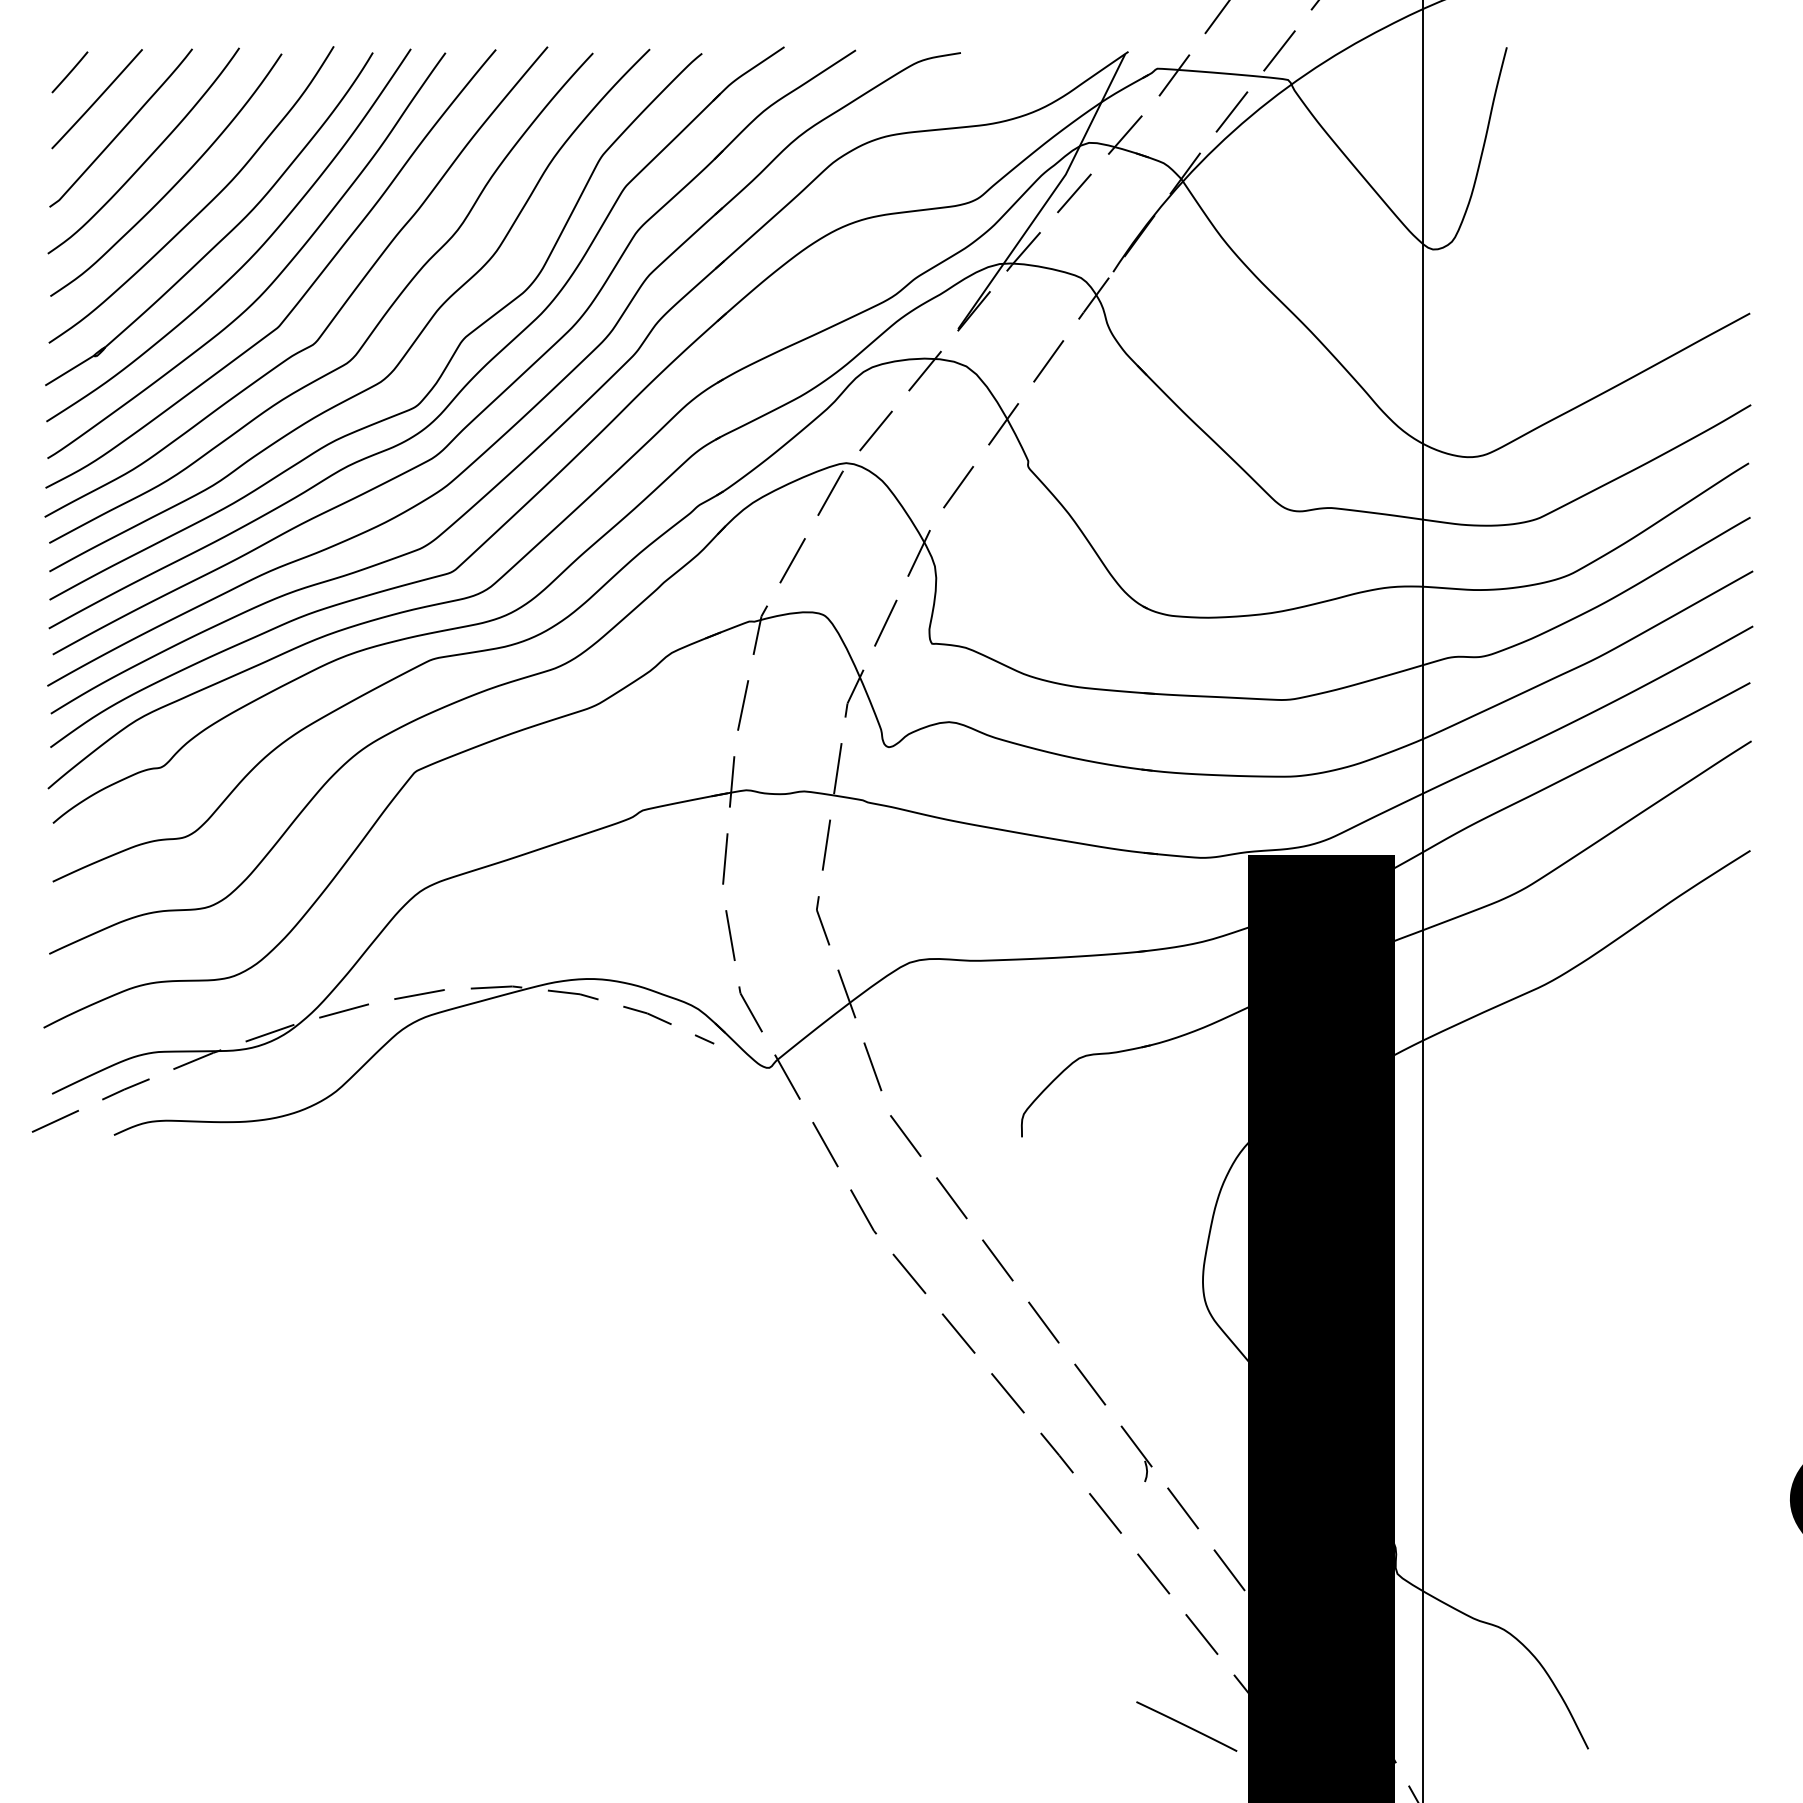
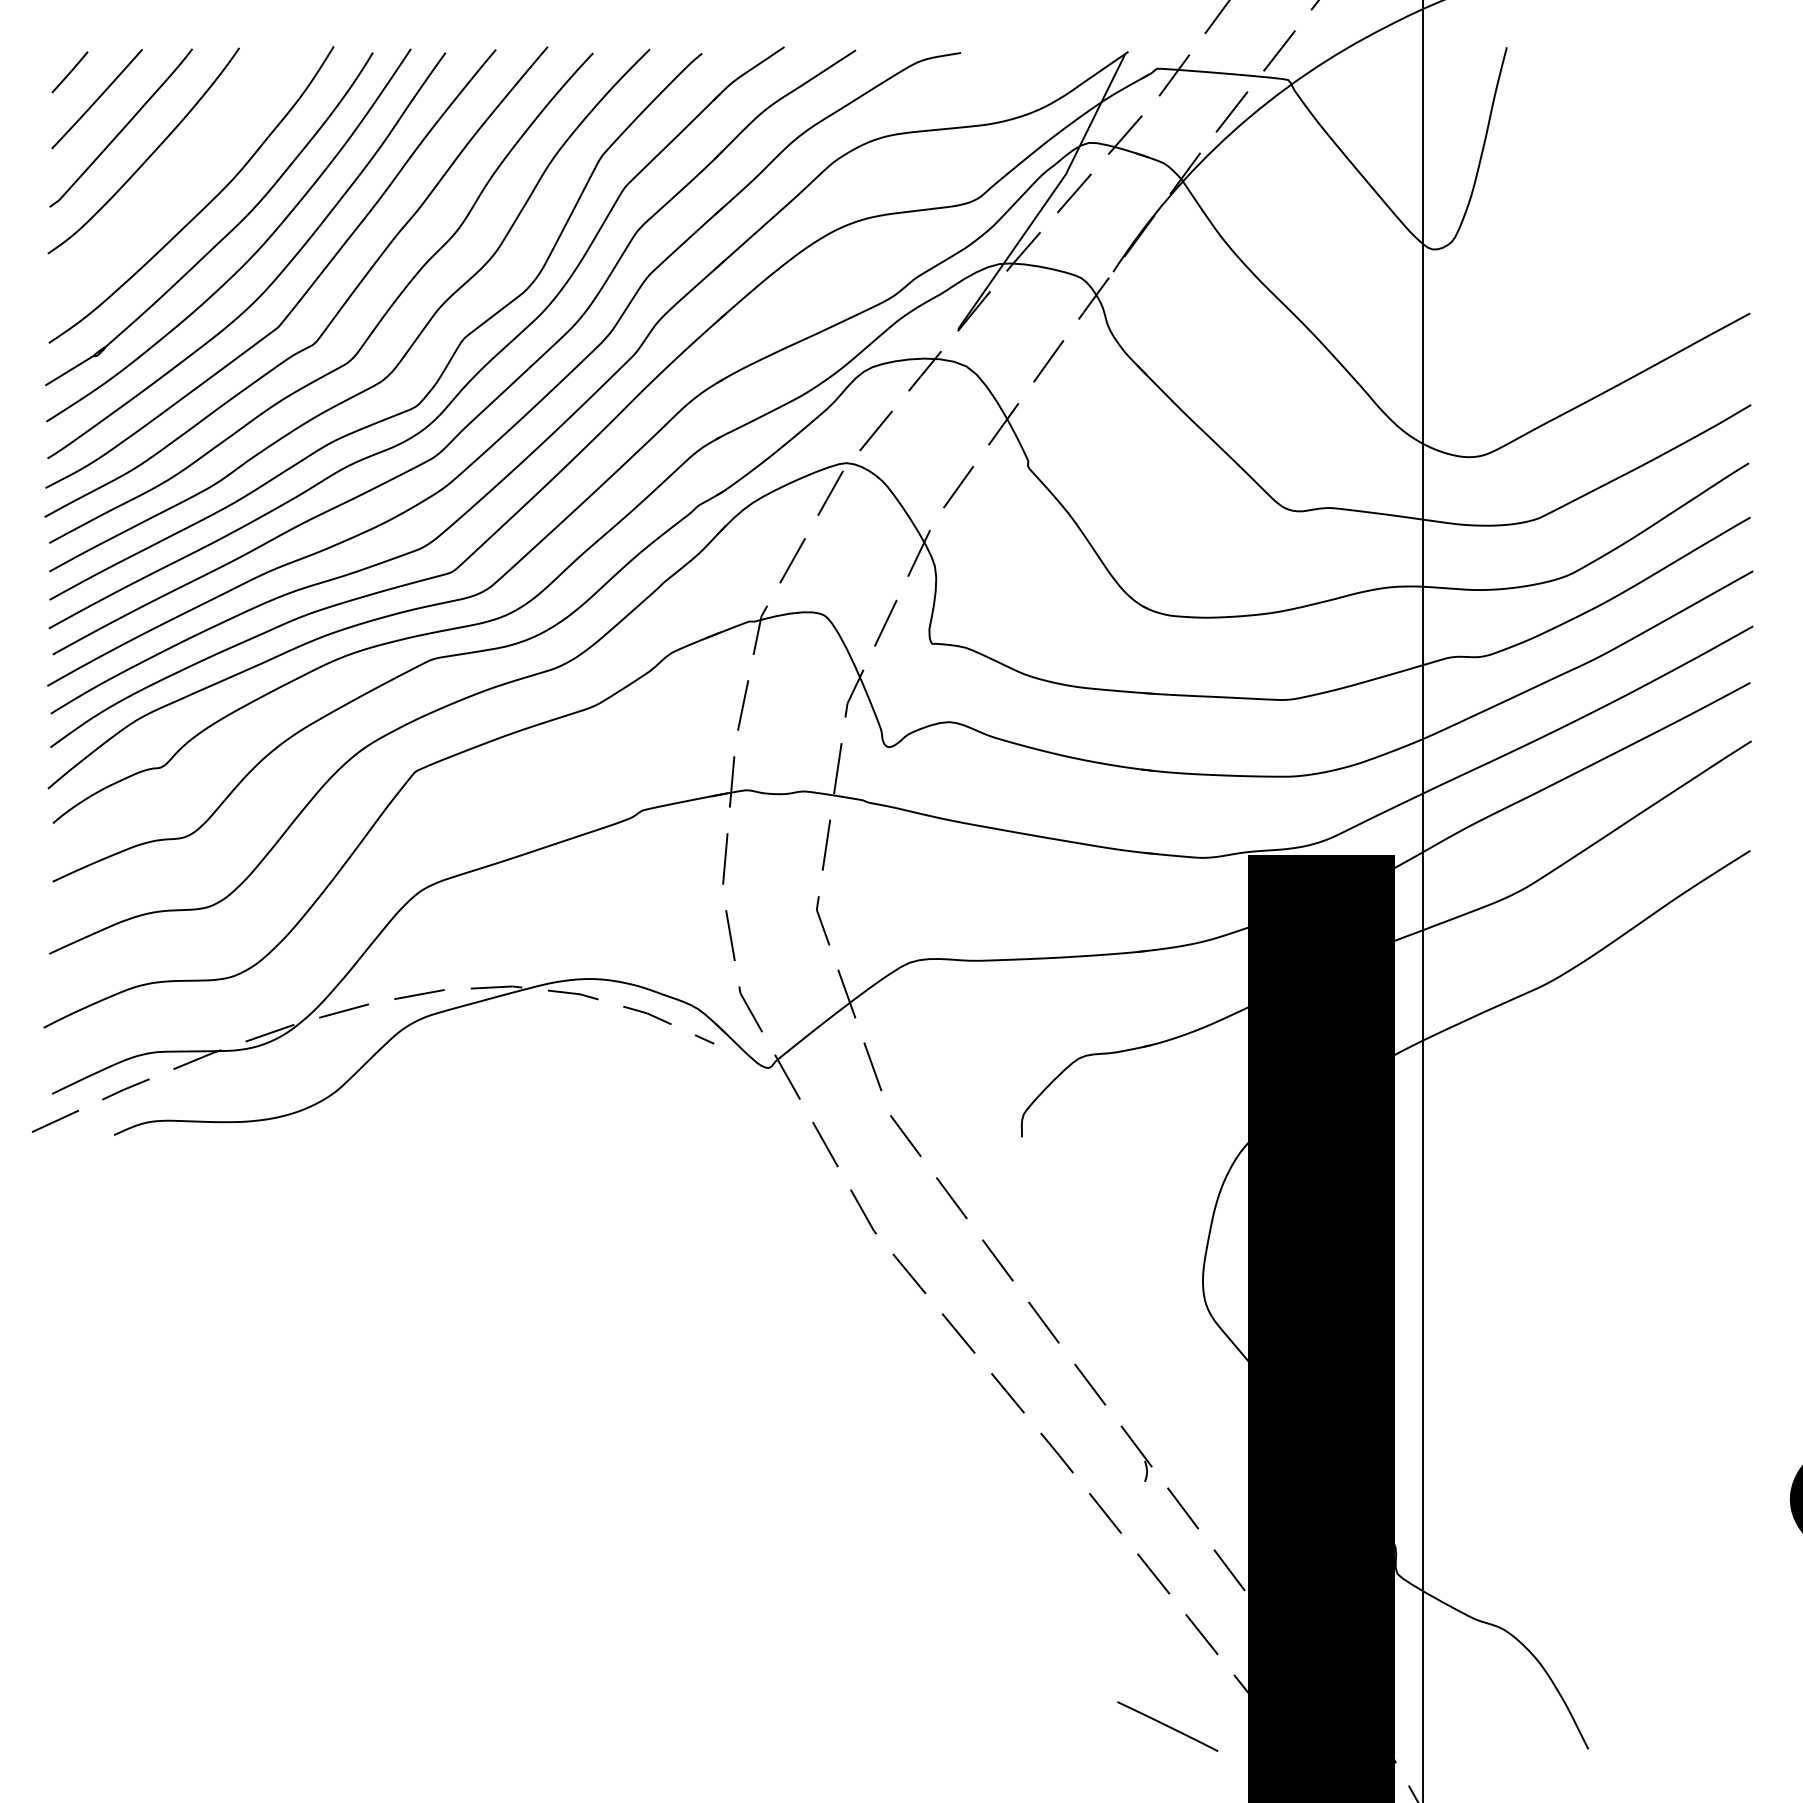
curve: present -> none (175, 183)
line position: (1186, 1726) -> (1167, 1726) (1167, 1726)
